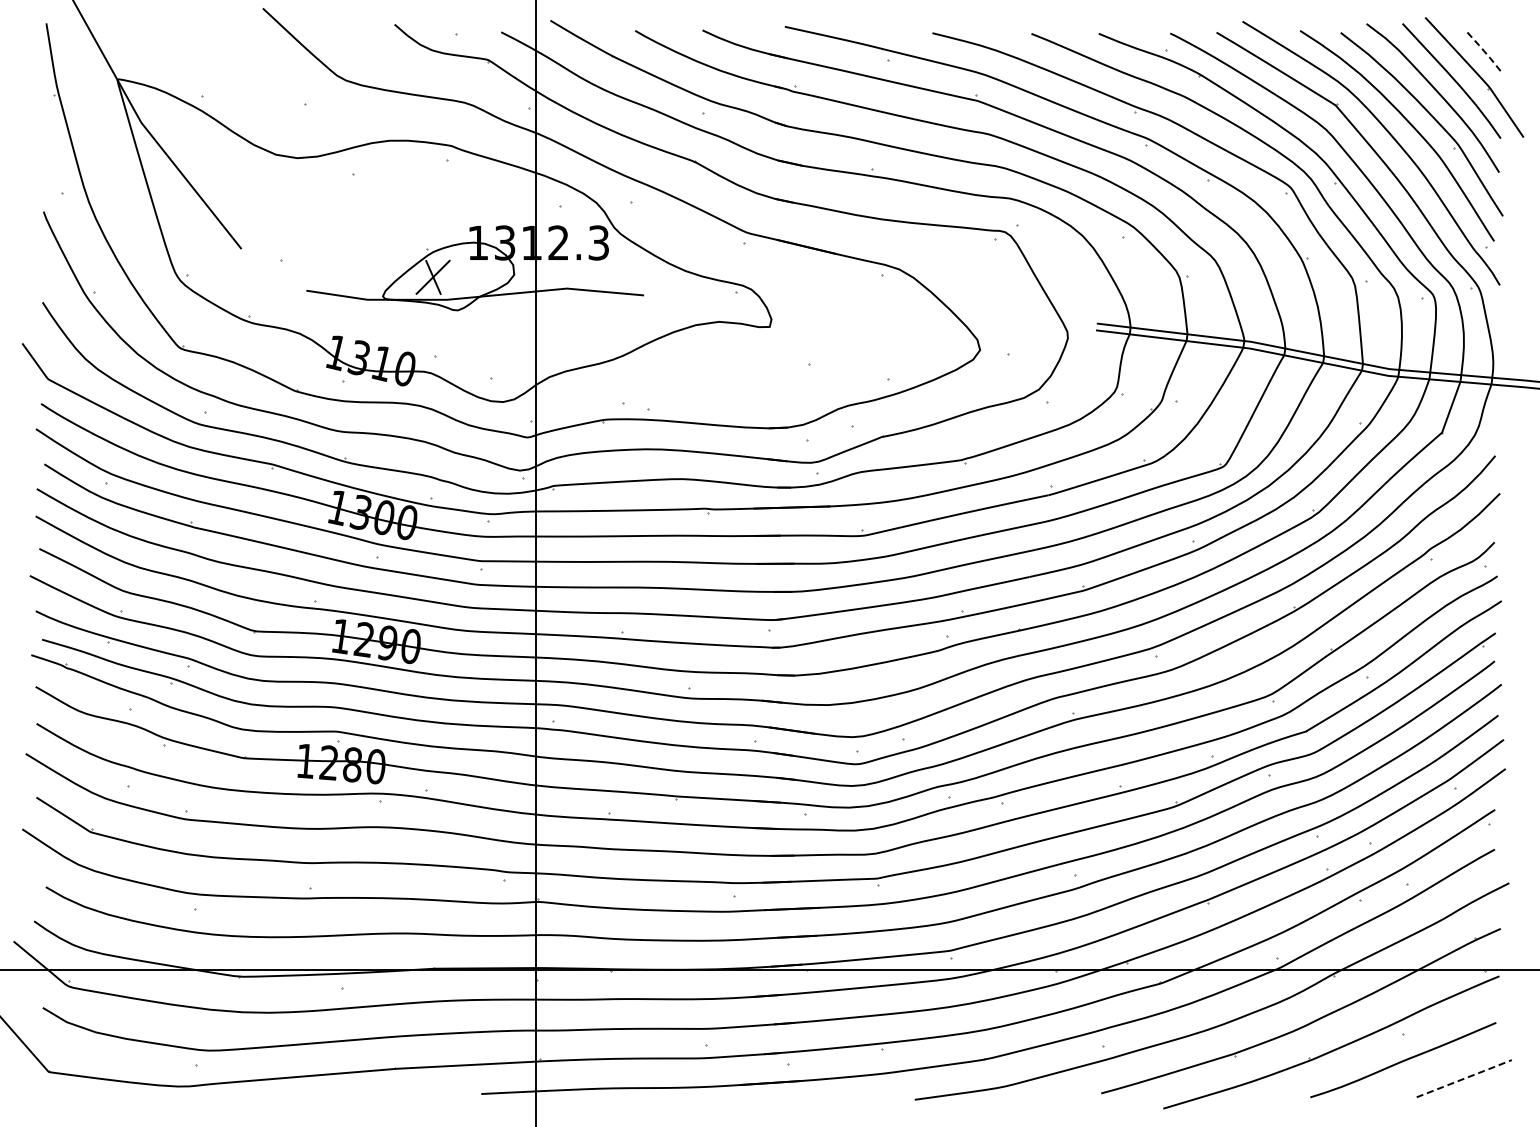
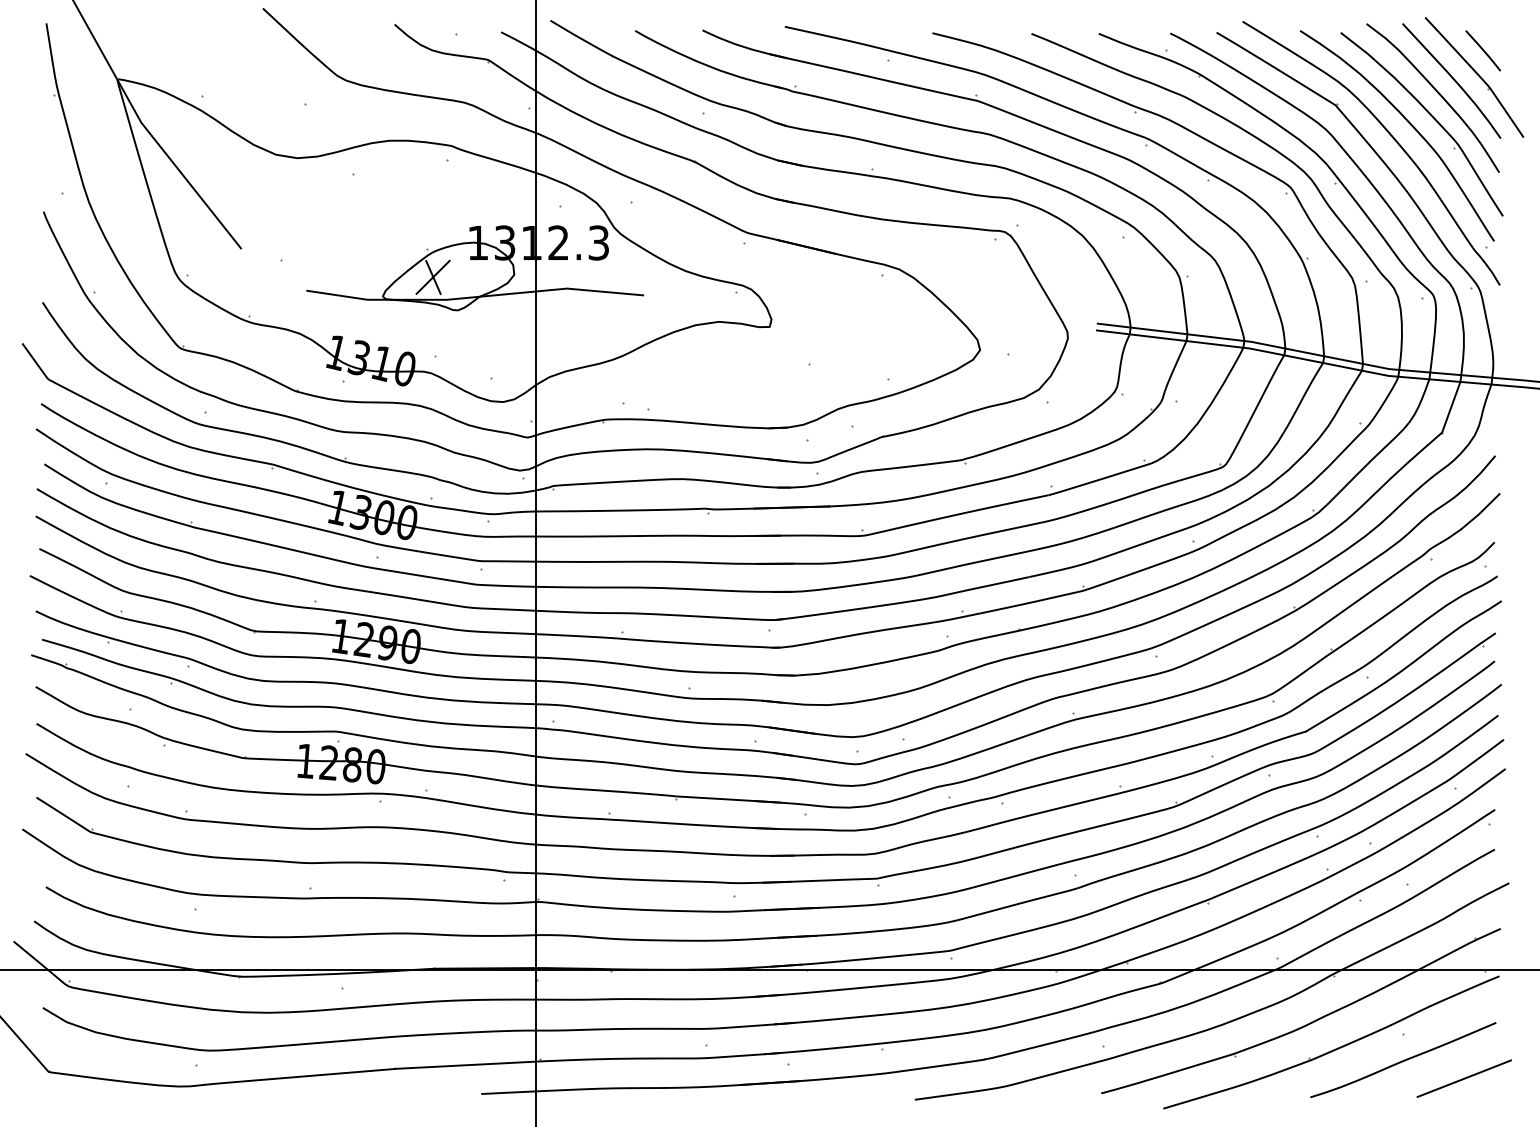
line: dashed -> solid (1483, 50)
line: dashed -> solid (1464, 1078)
